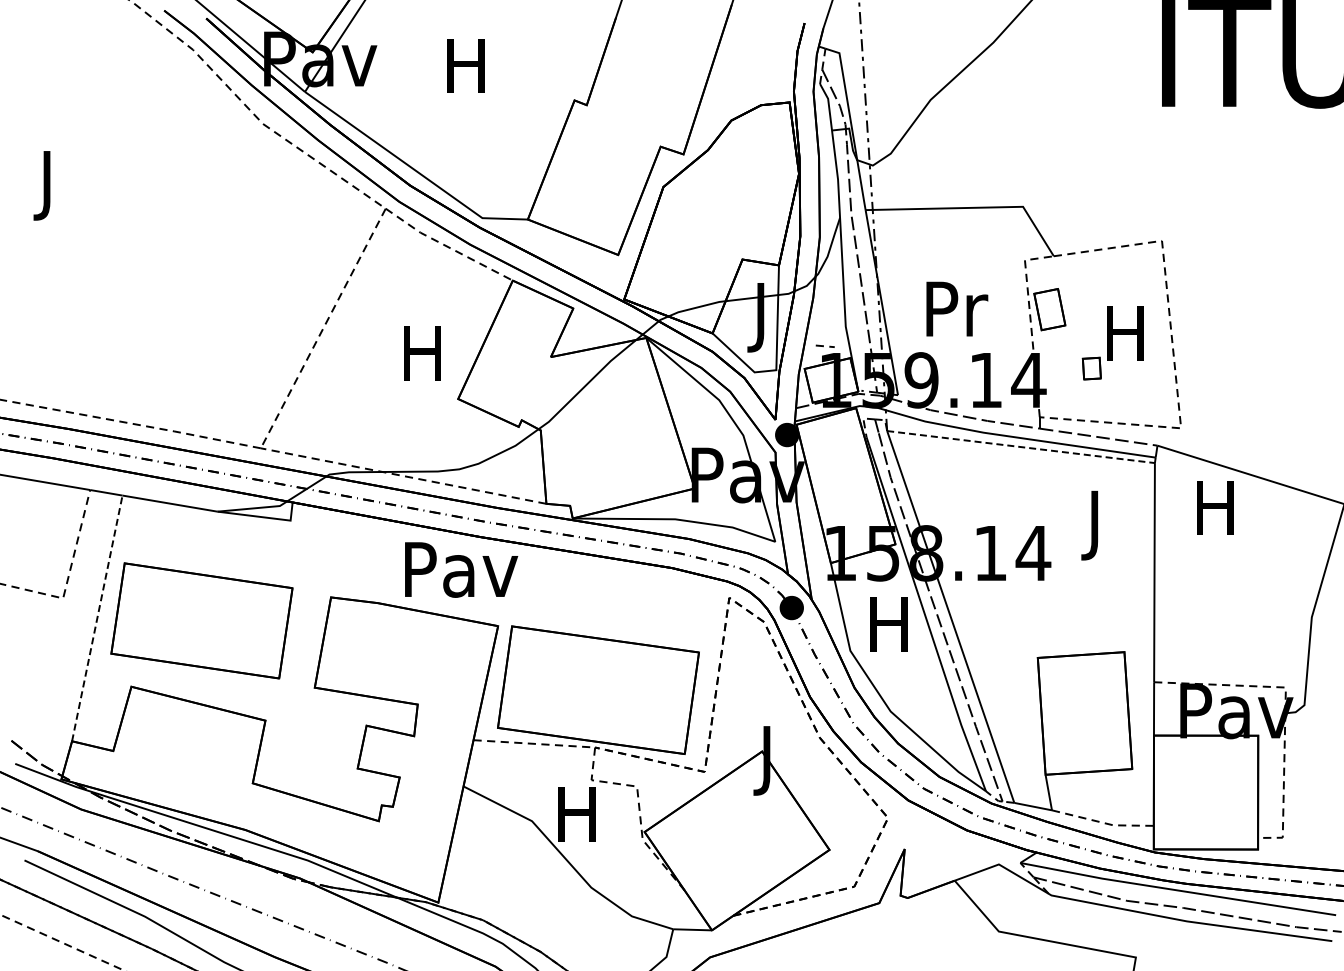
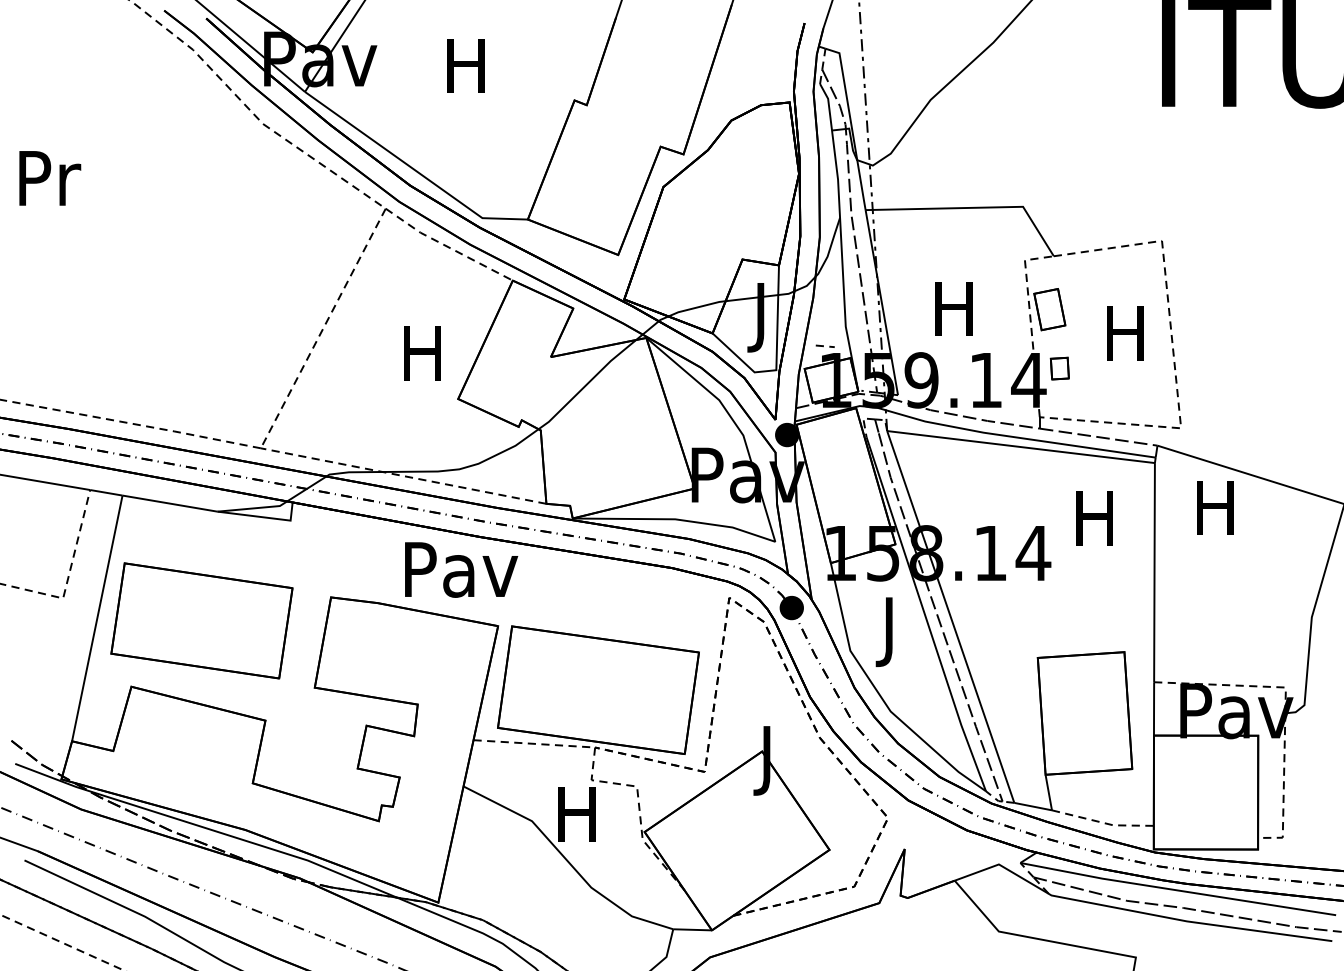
text: J -> Pr (50, 185)
text: Pr -> H (957, 308)
part position: (1091, 368) -> (1059, 368) (1059, 368)
line: dashed -> solid (1021, 447)
text: J -> H (1094, 525)
line: dashed -> solid (97, 617)
text: H -> J (888, 632)
